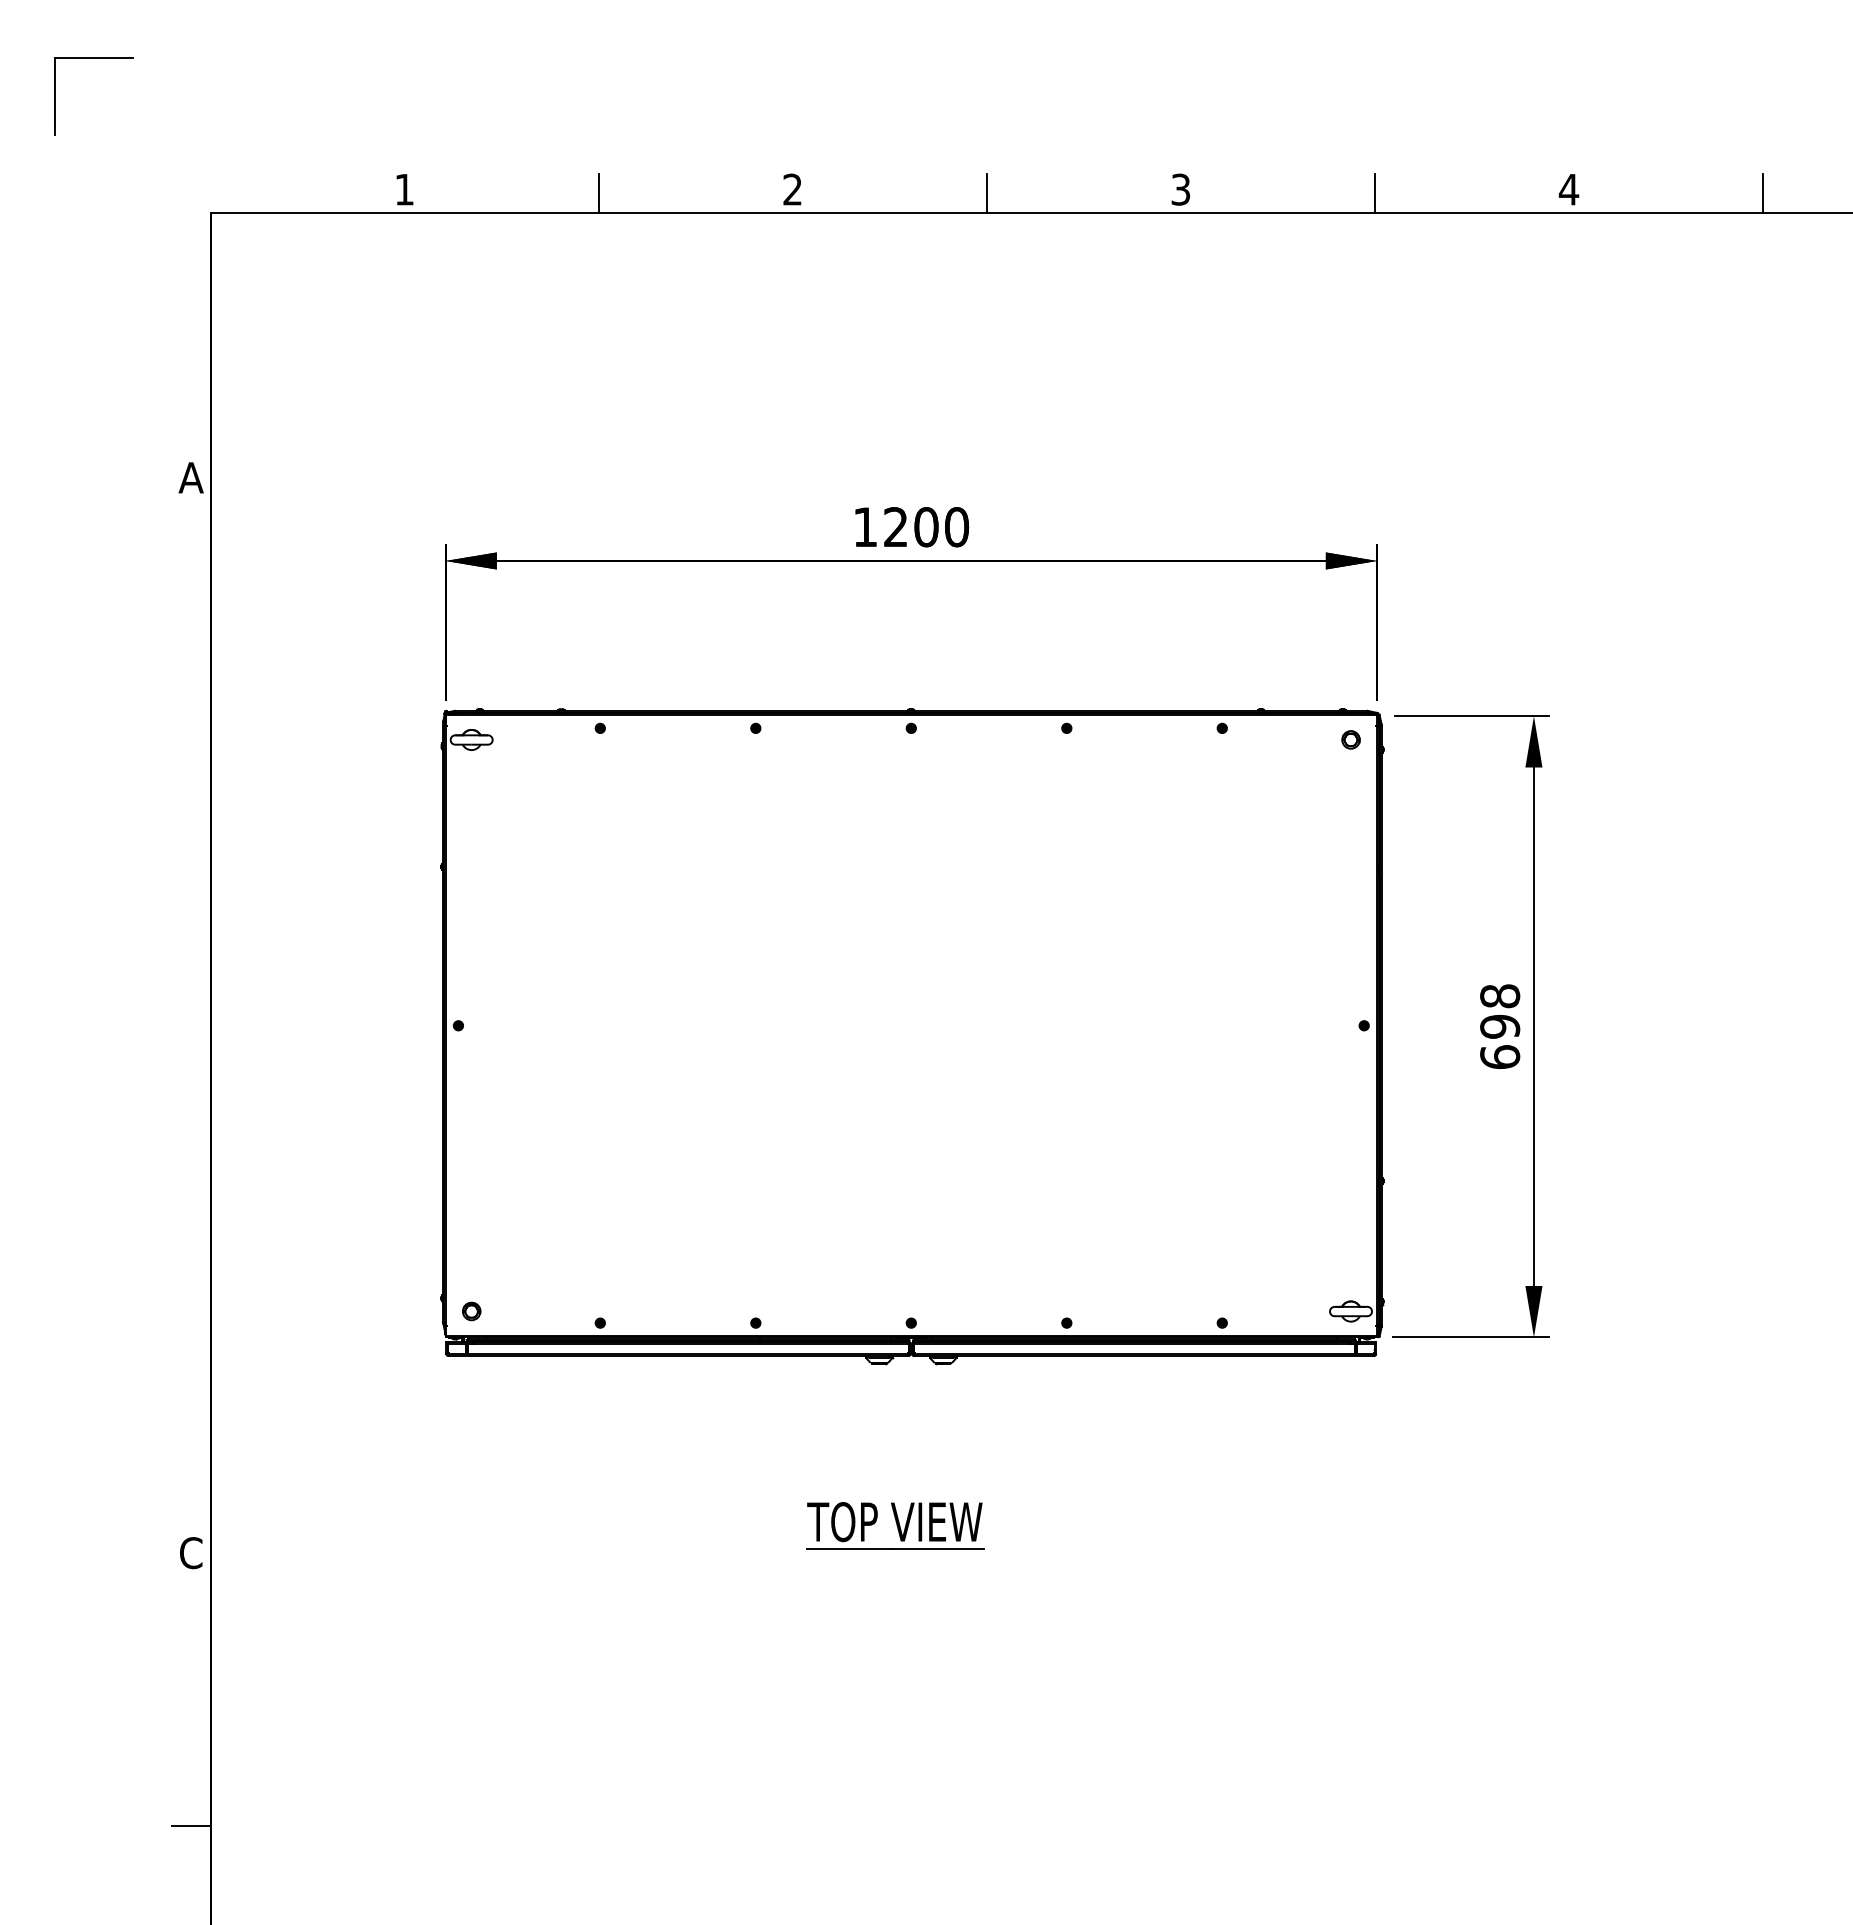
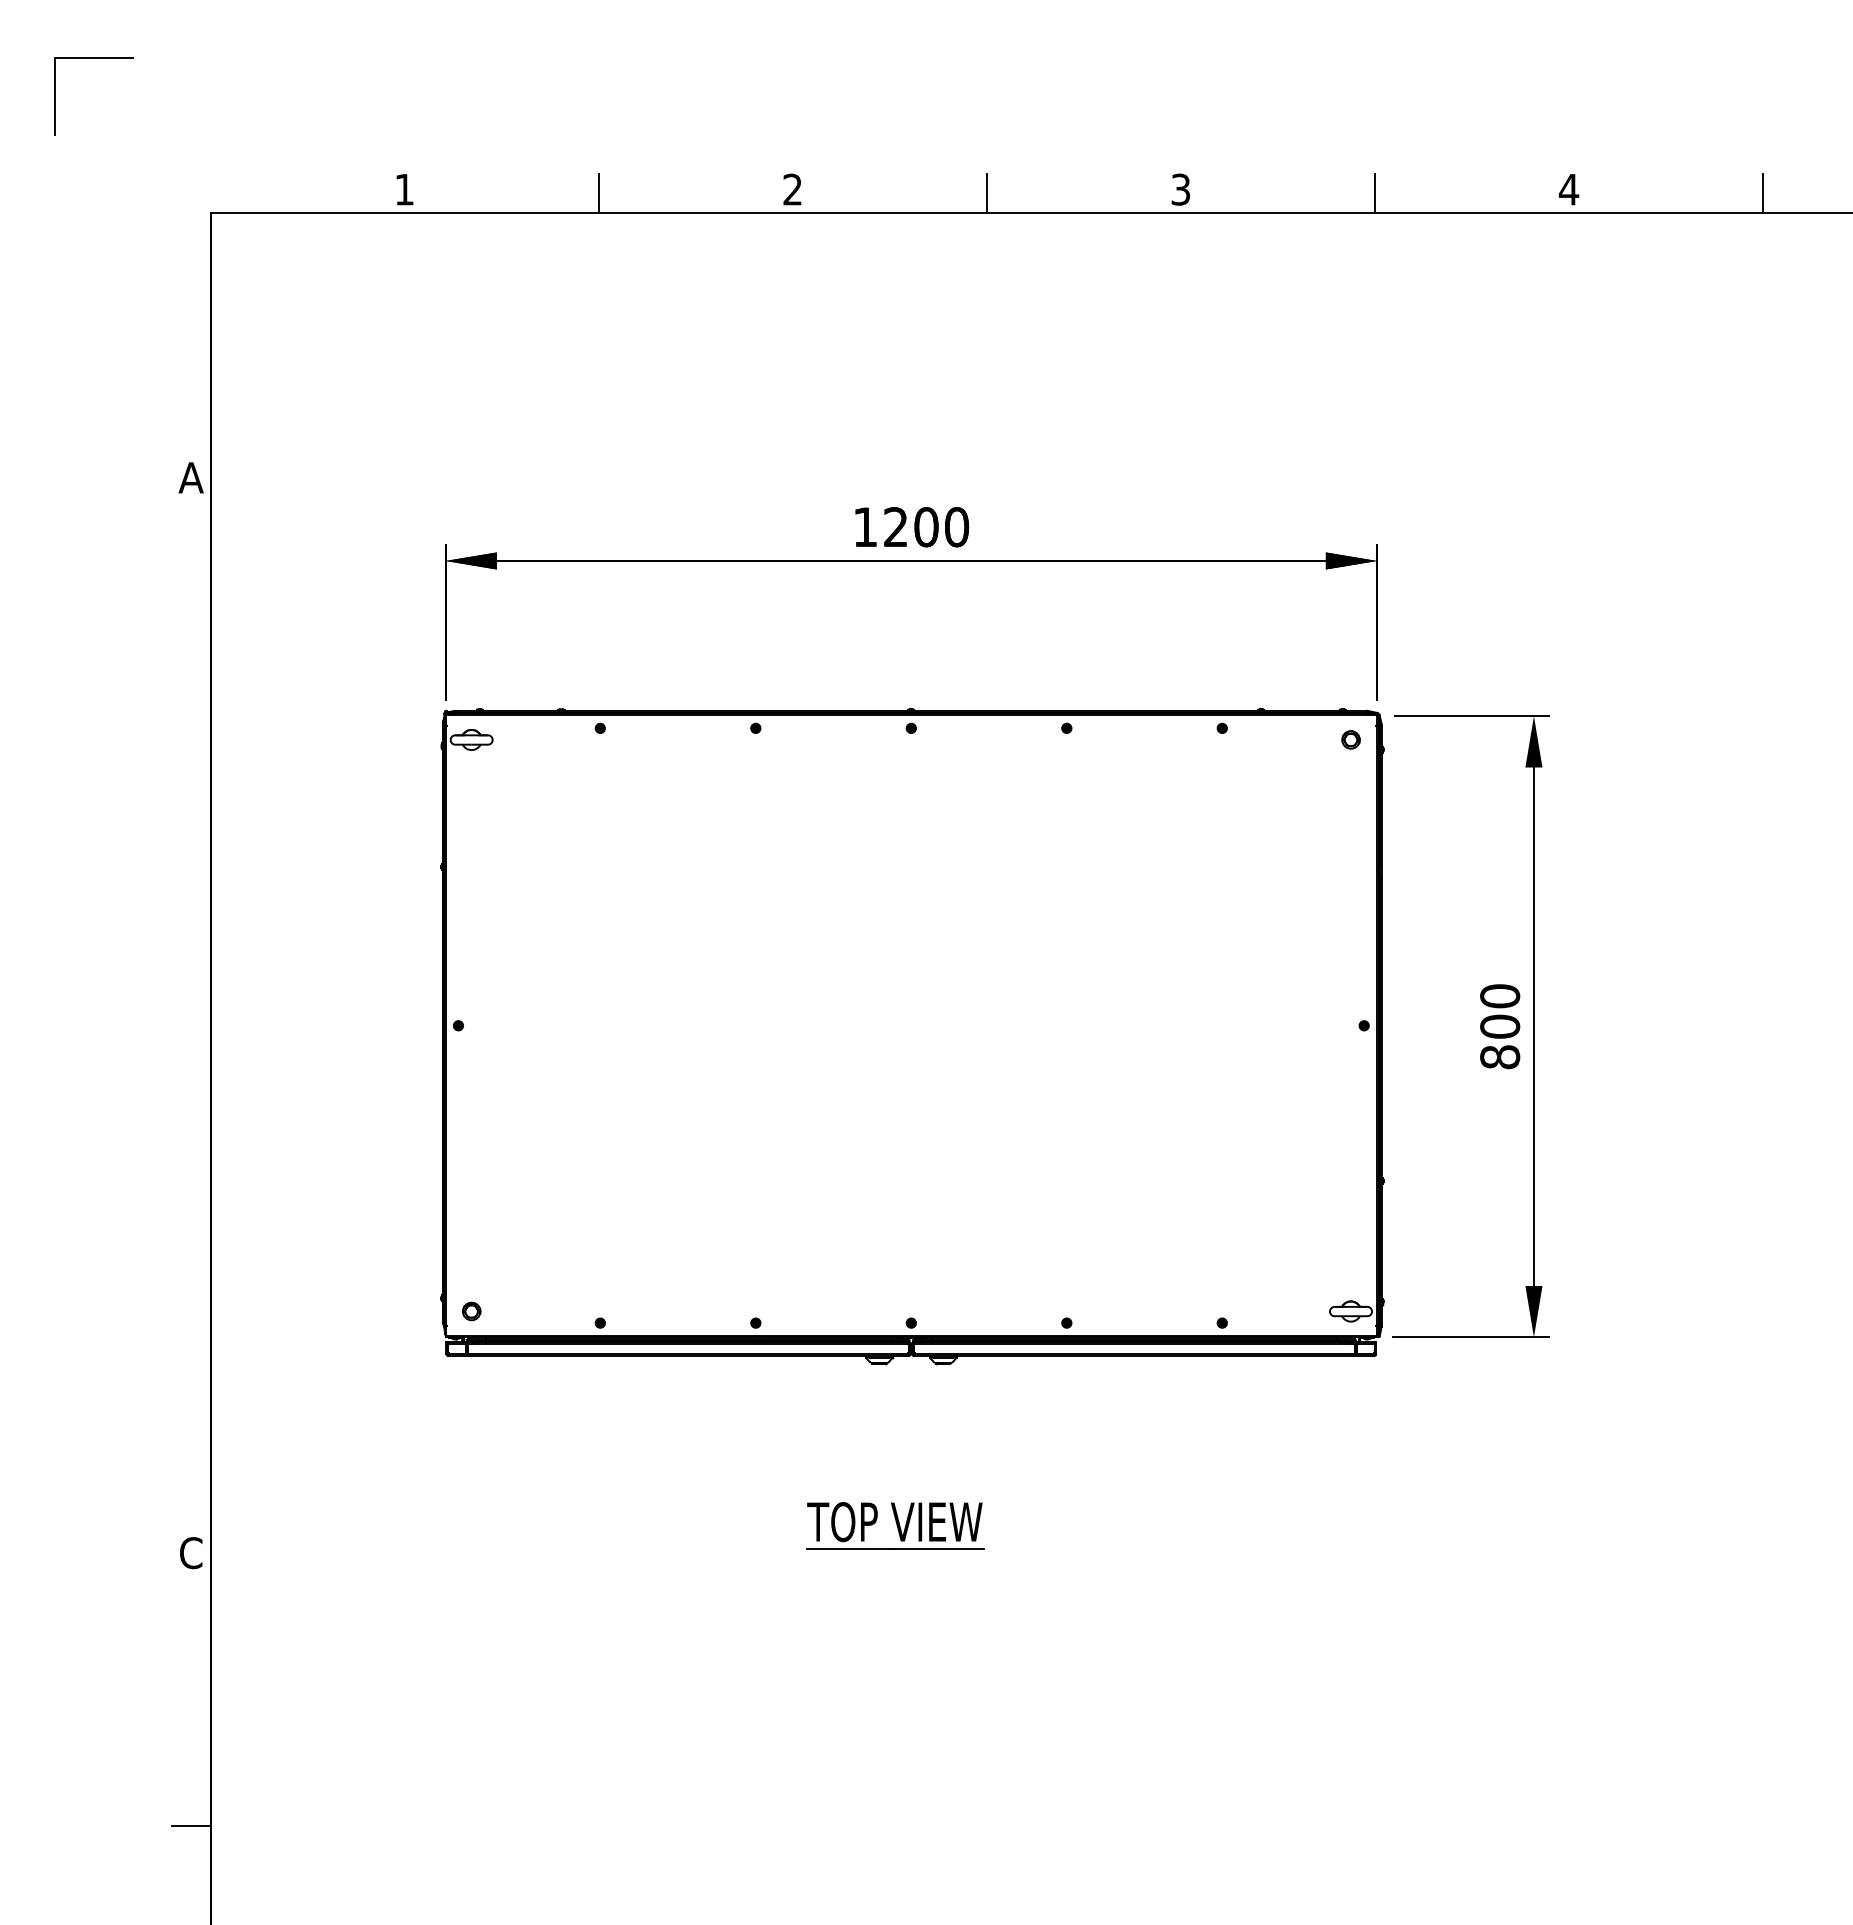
text: 698 -> 800 (1500, 1026)
